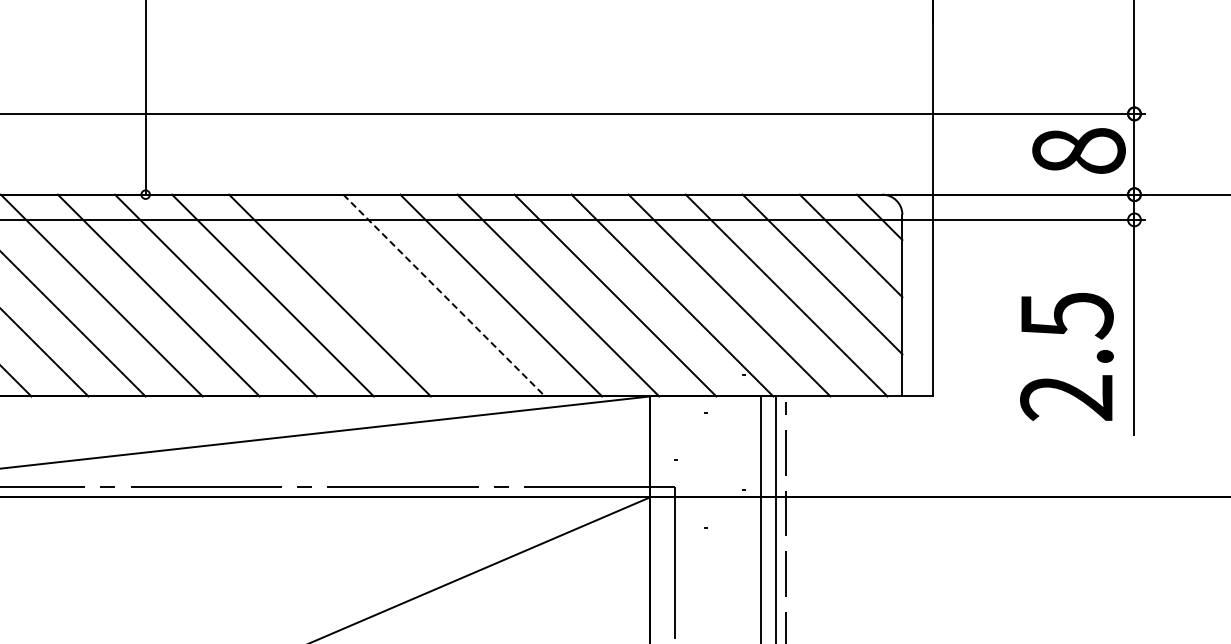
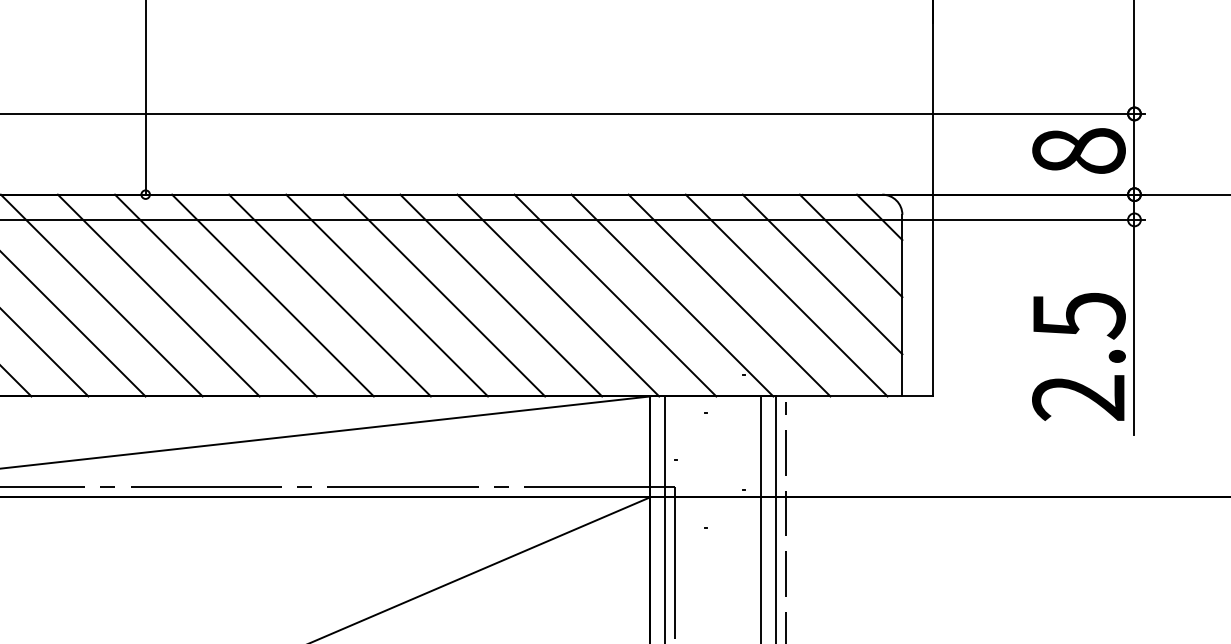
line: none -> present (387, 295)
line: dashed -> solid (444, 295)
text position: (1066, 356) -> (1078, 356) (1078, 356)
line: none -> present (665, 518)
